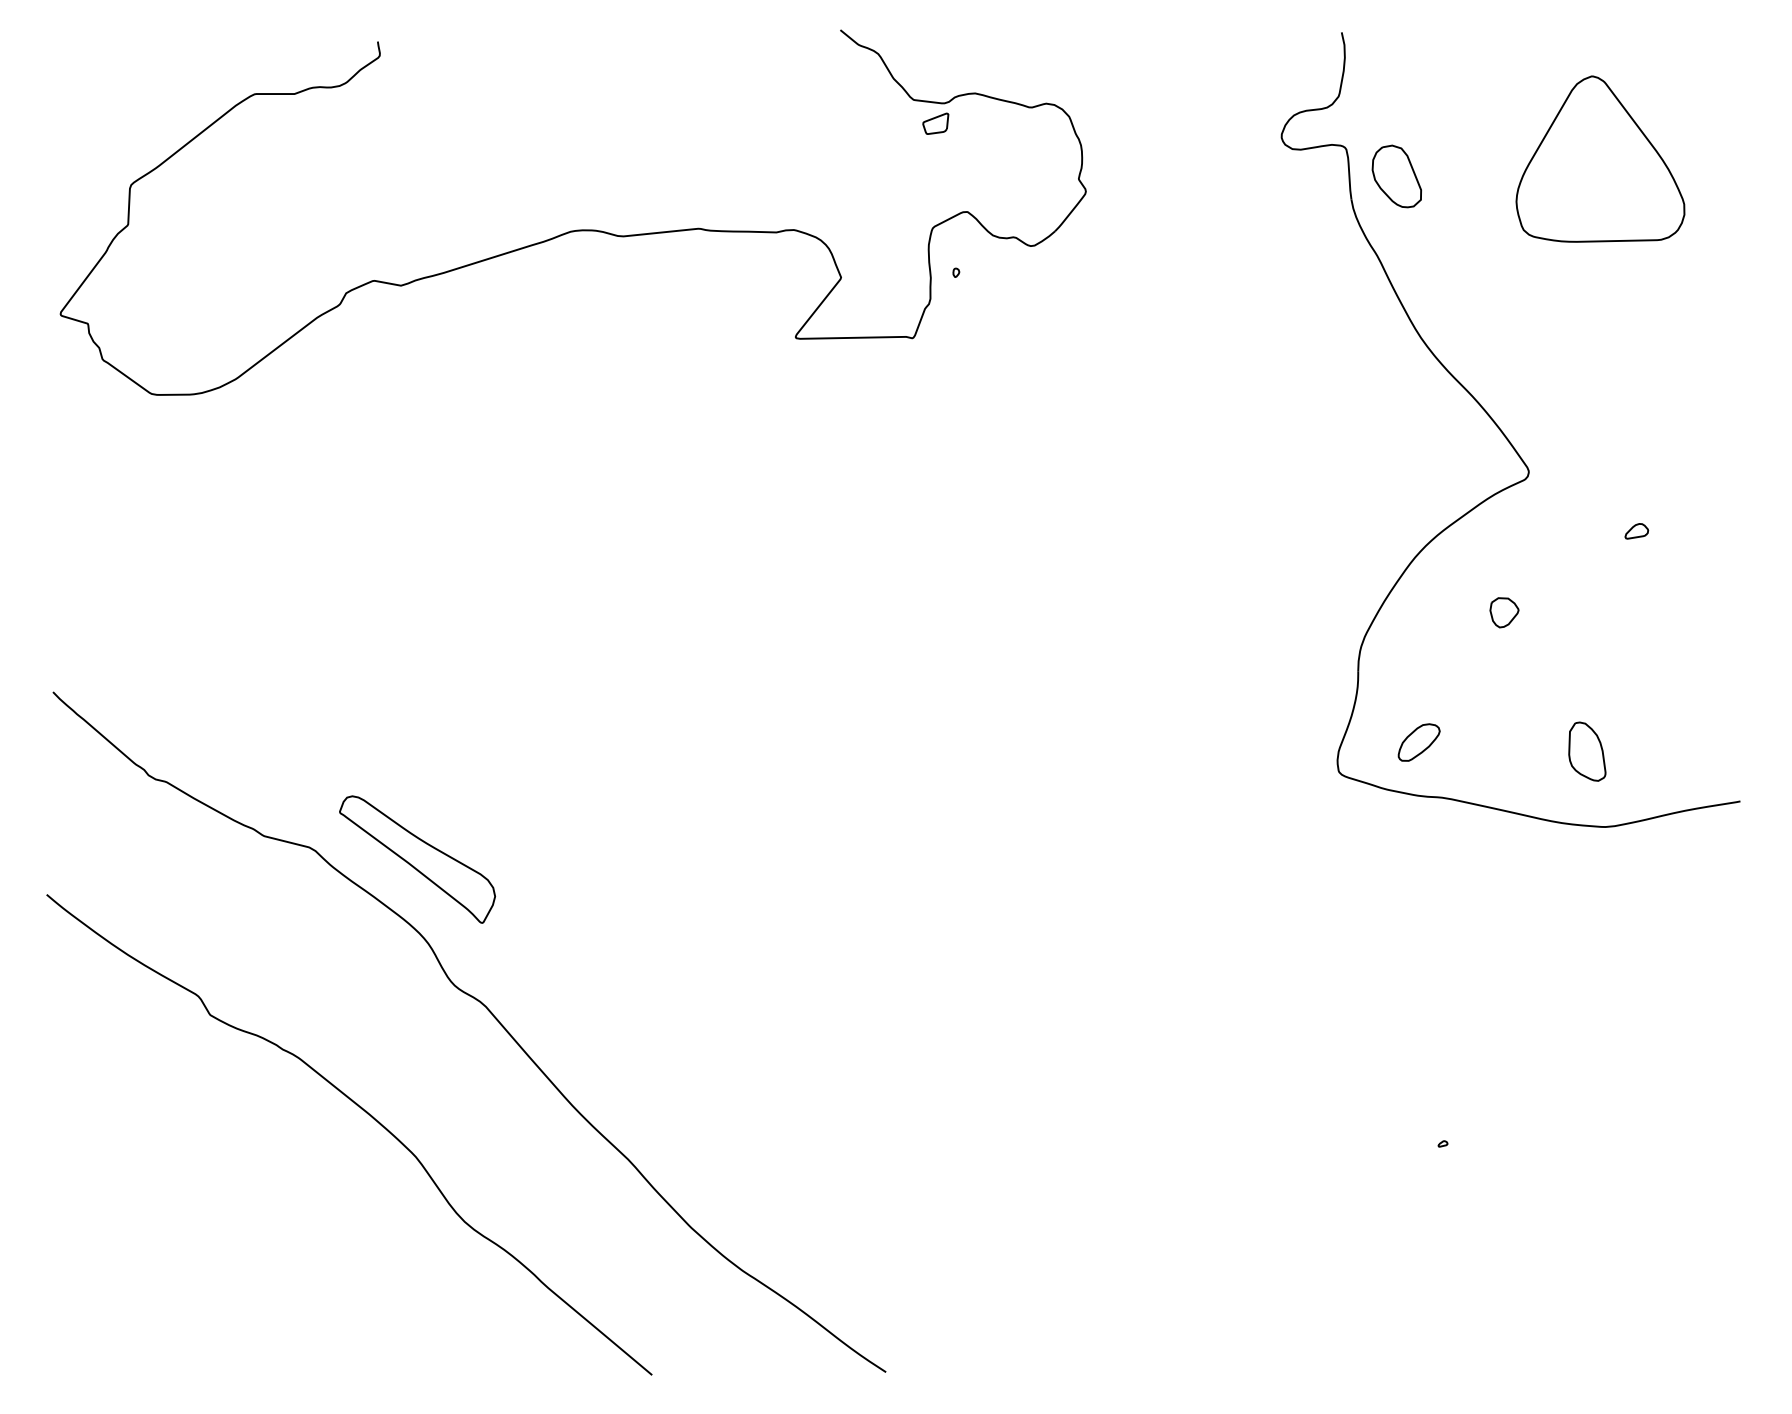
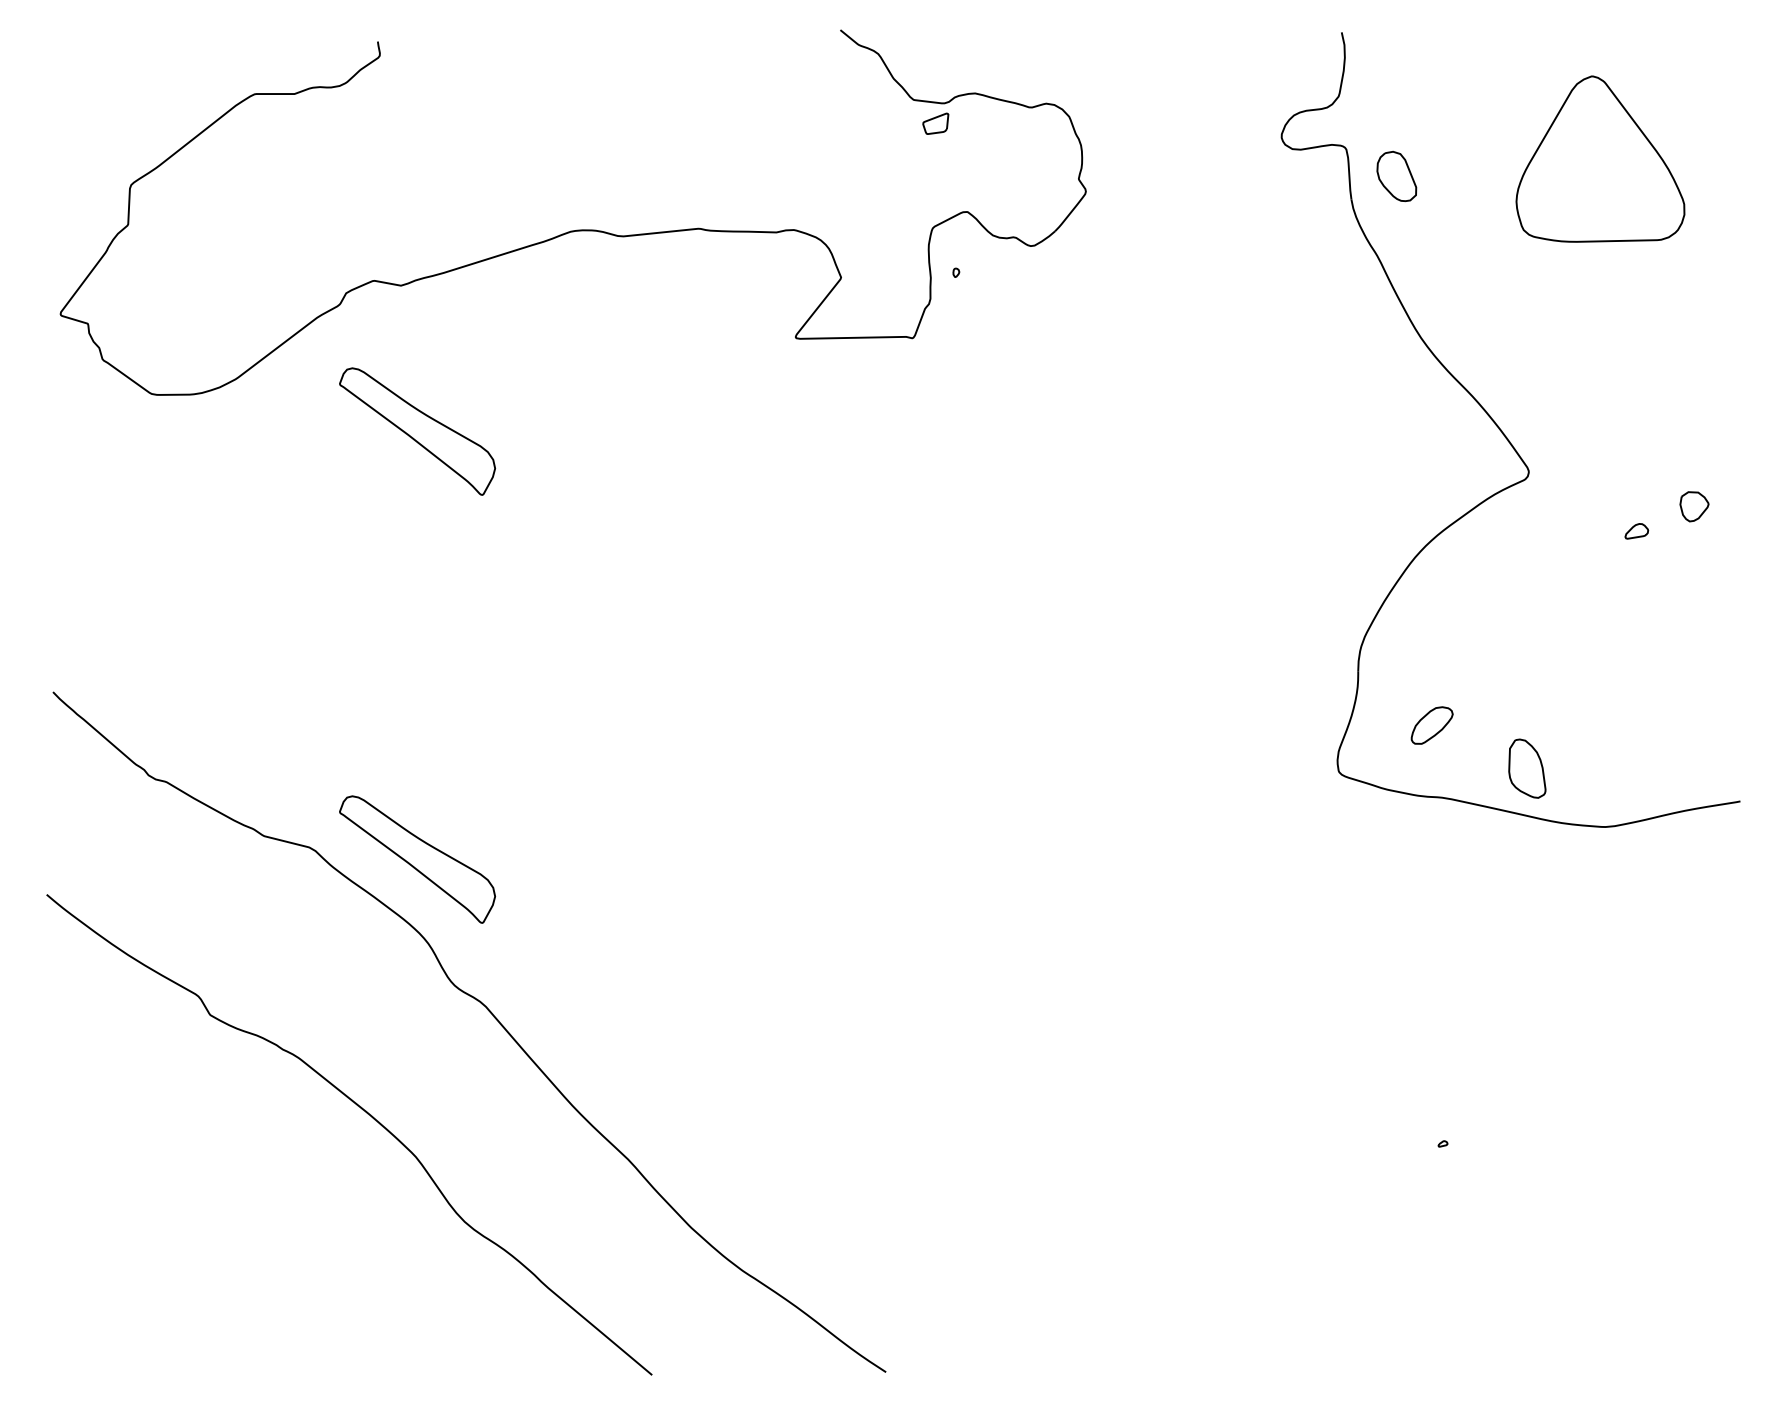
part size: 51x65 px -> 42x53 px (1396, 176)
part: none -> present (417, 431)
part position: (1504, 612) -> (1694, 506) (1694, 506)
part position: (1418, 742) -> (1431, 725) (1431, 725)
part position: (1587, 751) -> (1527, 768) (1527, 768)
